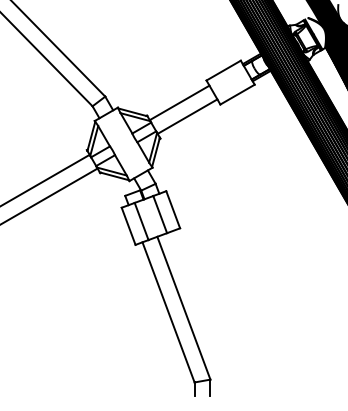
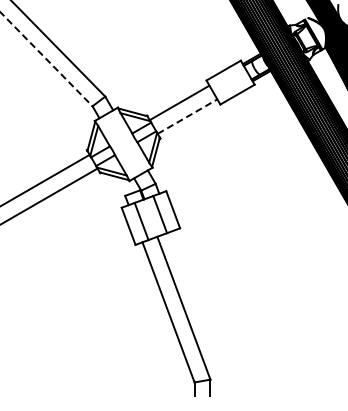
line: solid -> dashed (46, 59)
line: solid -> dashed (187, 116)
